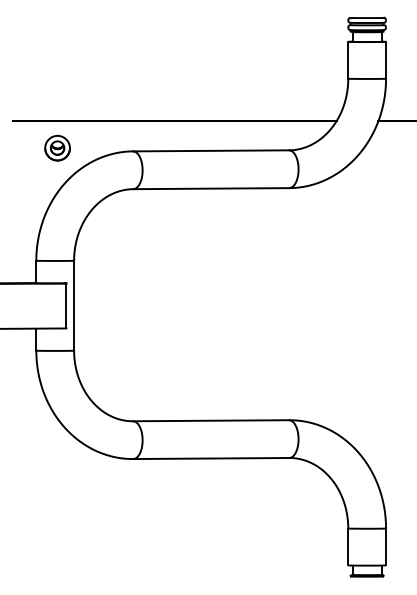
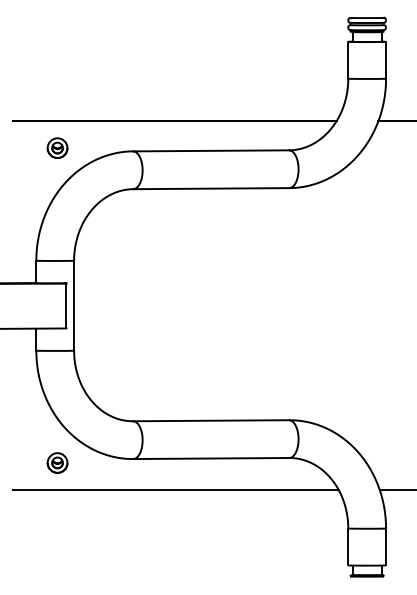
part size: 27x27 px -> 23x22 px (57, 147)
part: none -> present (57, 462)
line: none -> present (175, 490)
line: none -> present (396, 490)
